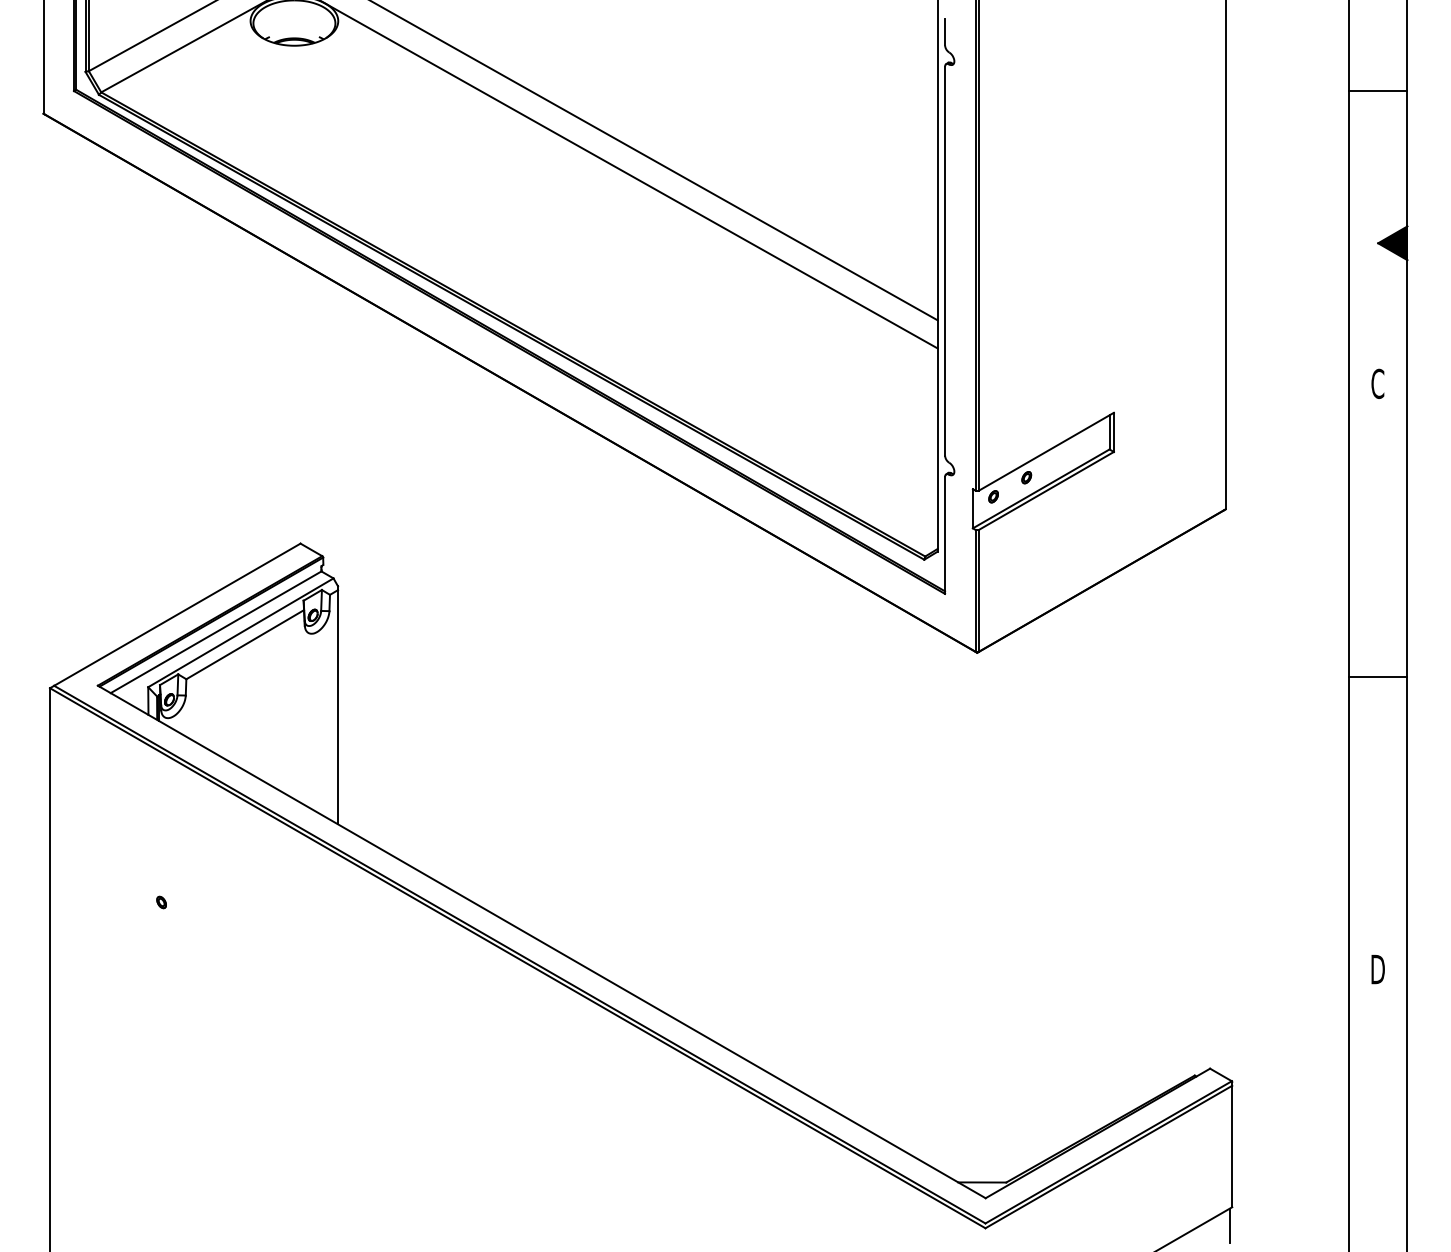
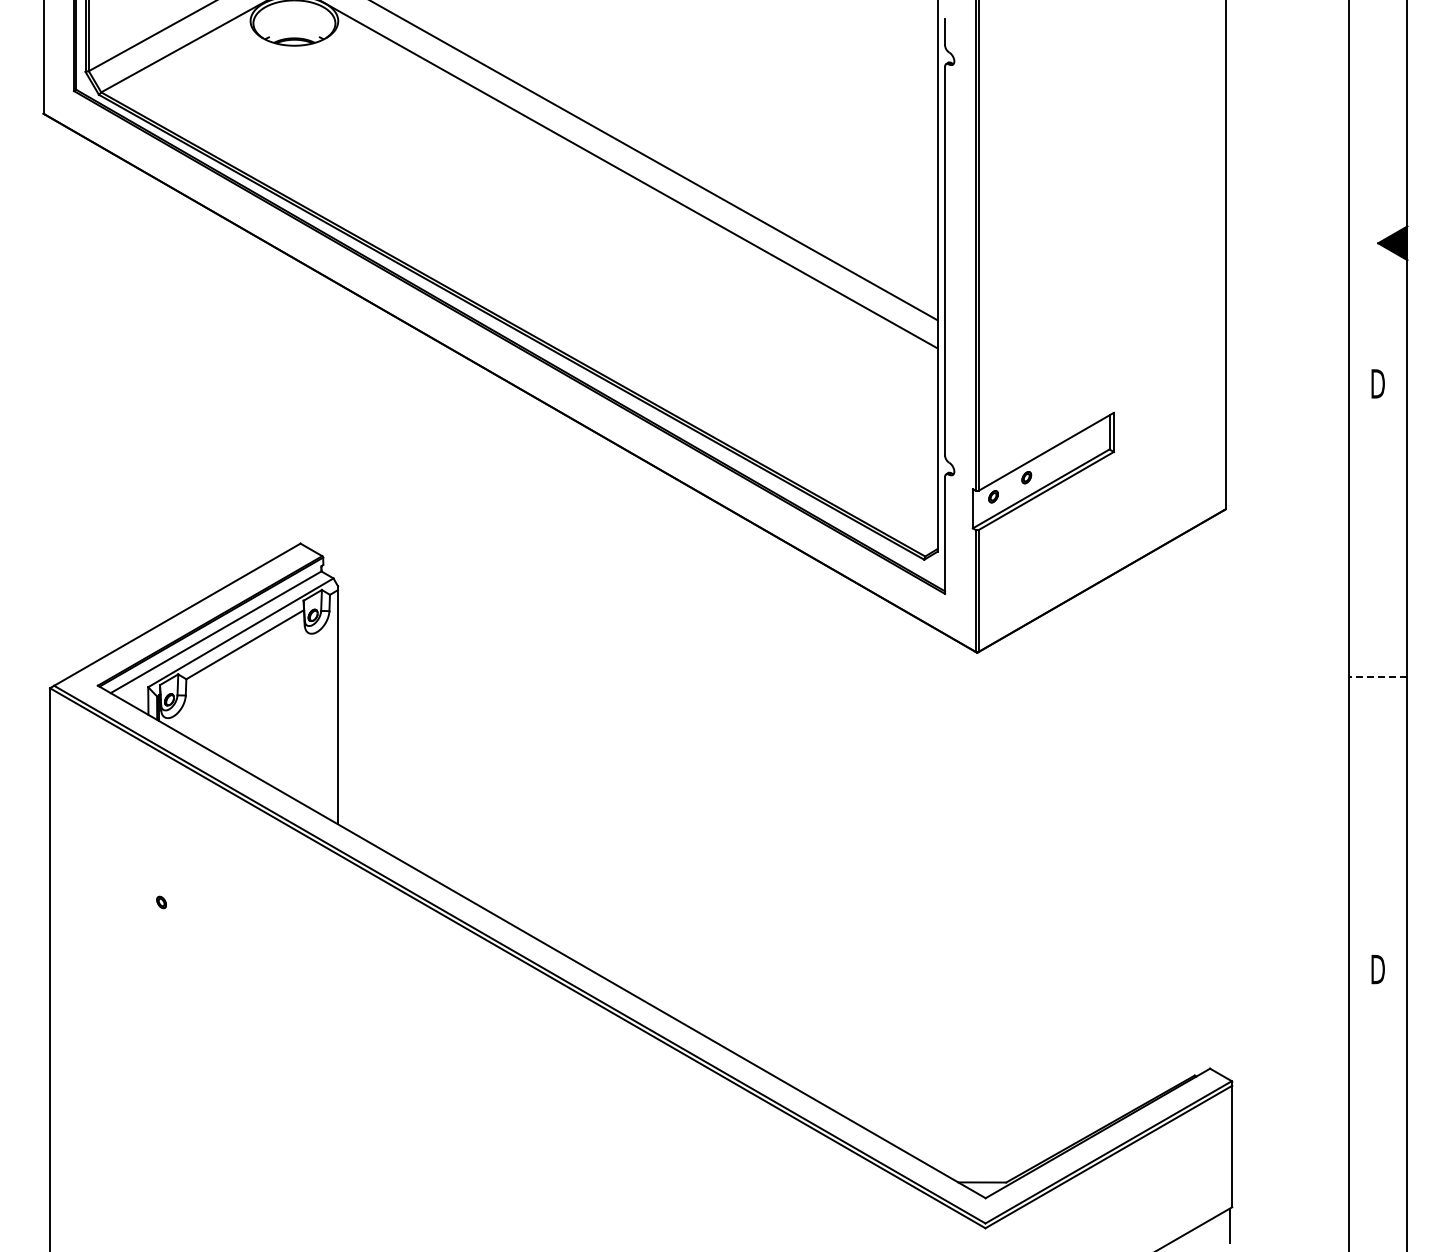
line: present -> none (1377, 91)
text: C -> D (1377, 383)
line: solid -> dashed (1377, 676)
